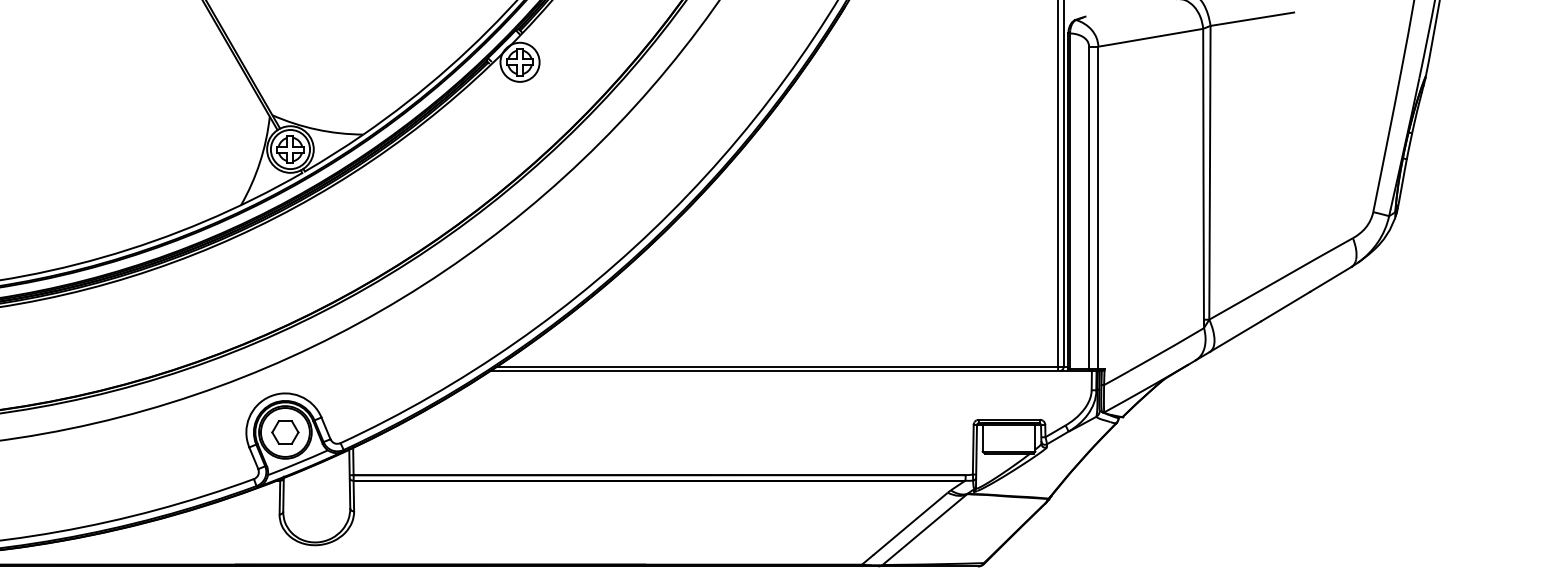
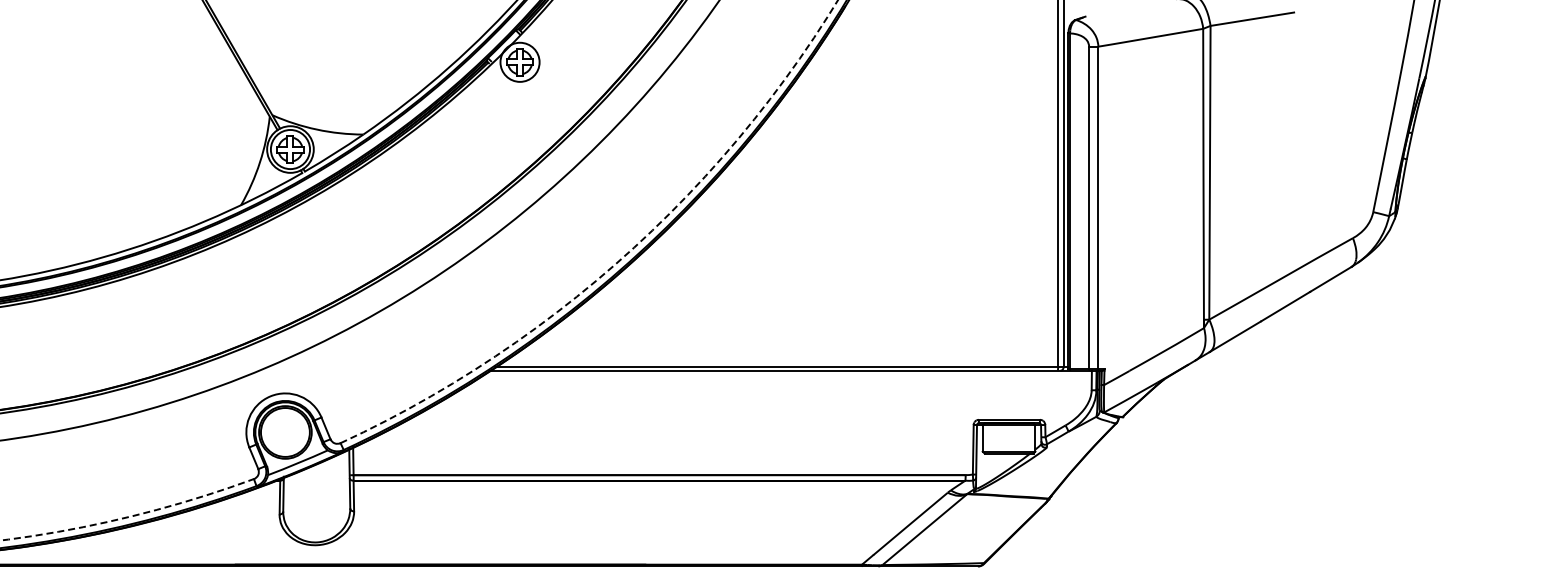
arc: solid -> dashed (622, 257)
part: present -> none (285, 432)
arc: solid -> dashed (128, 517)
